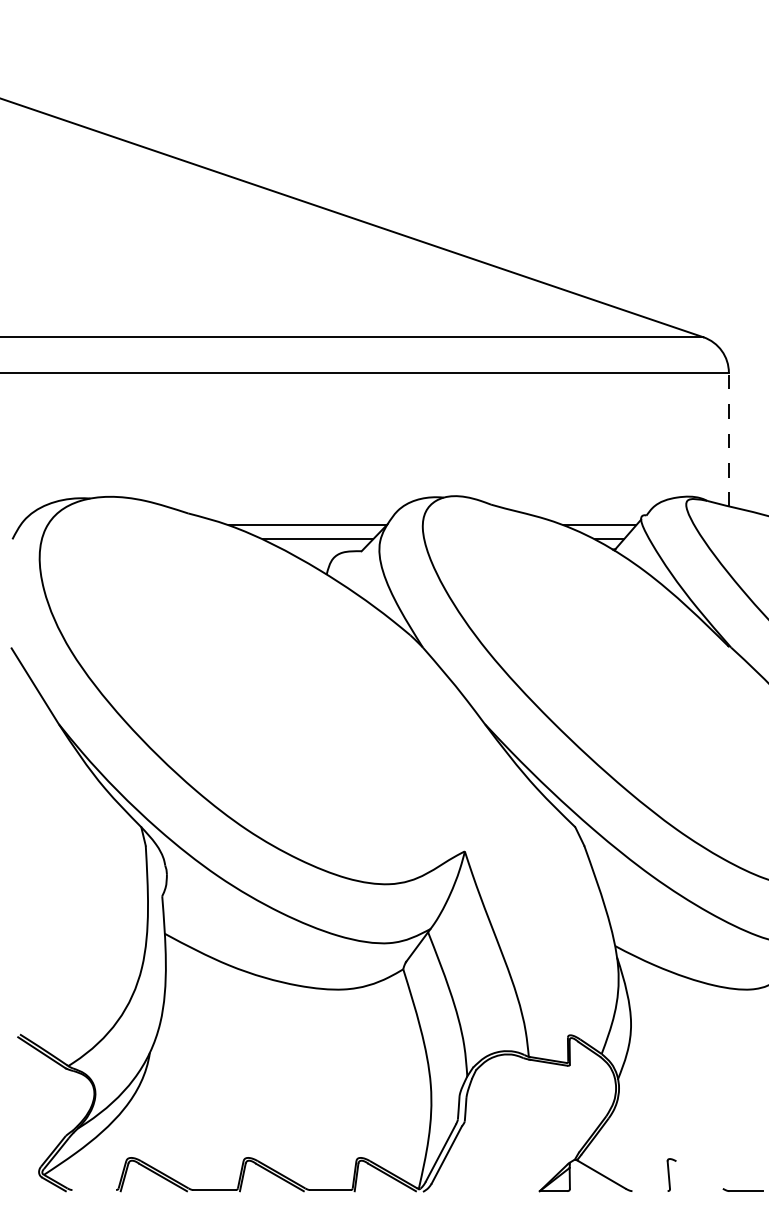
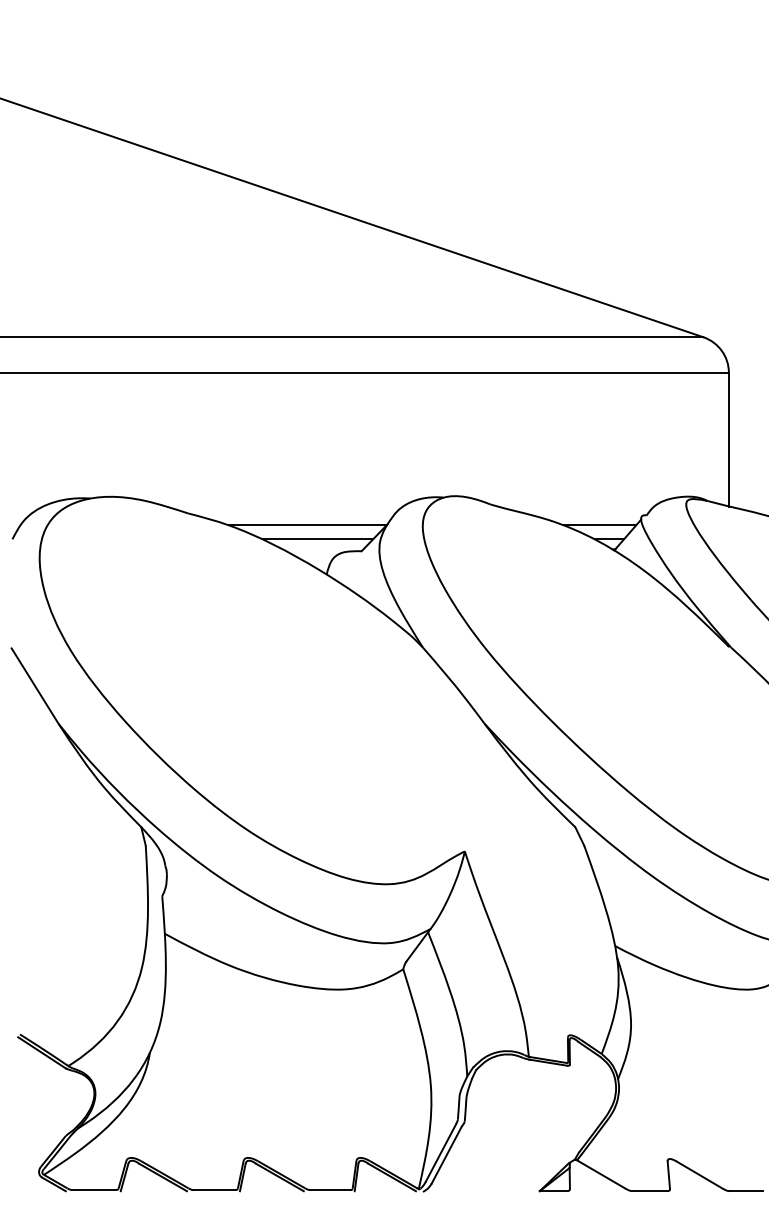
line: dashed -> solid (728, 439)
line: none -> present (699, 1174)
line: none -> present (94, 1190)
line: none -> present (649, 1191)
